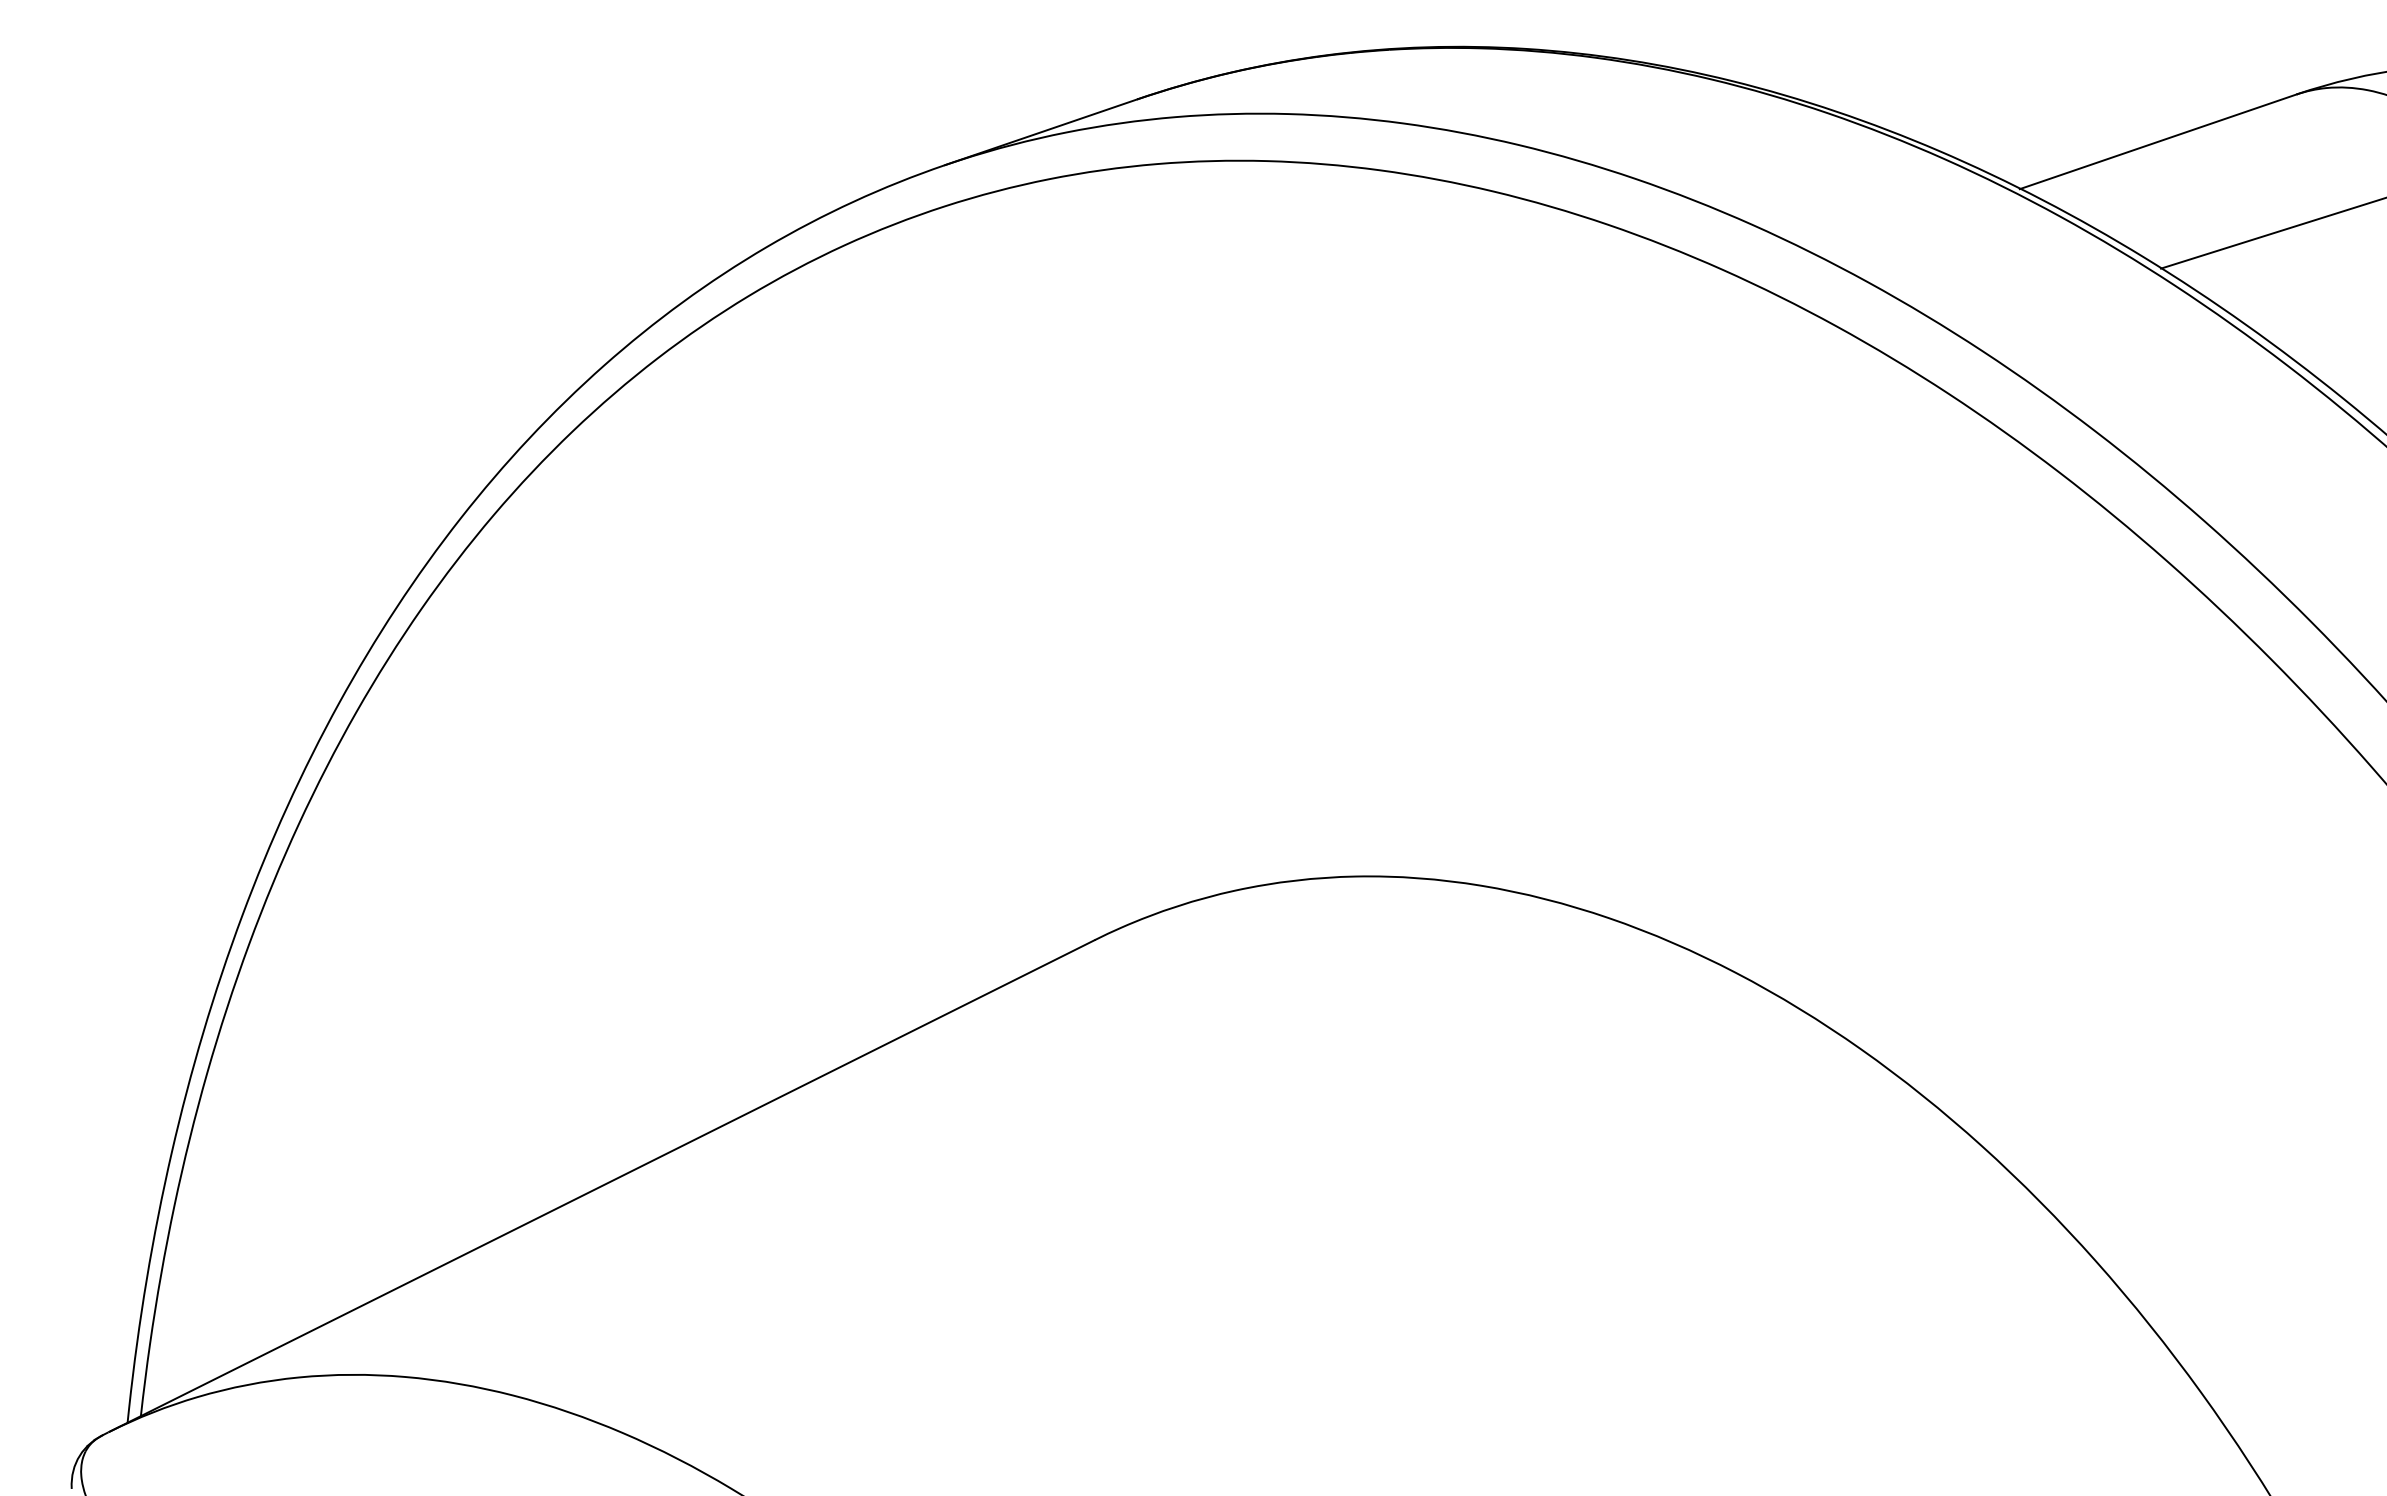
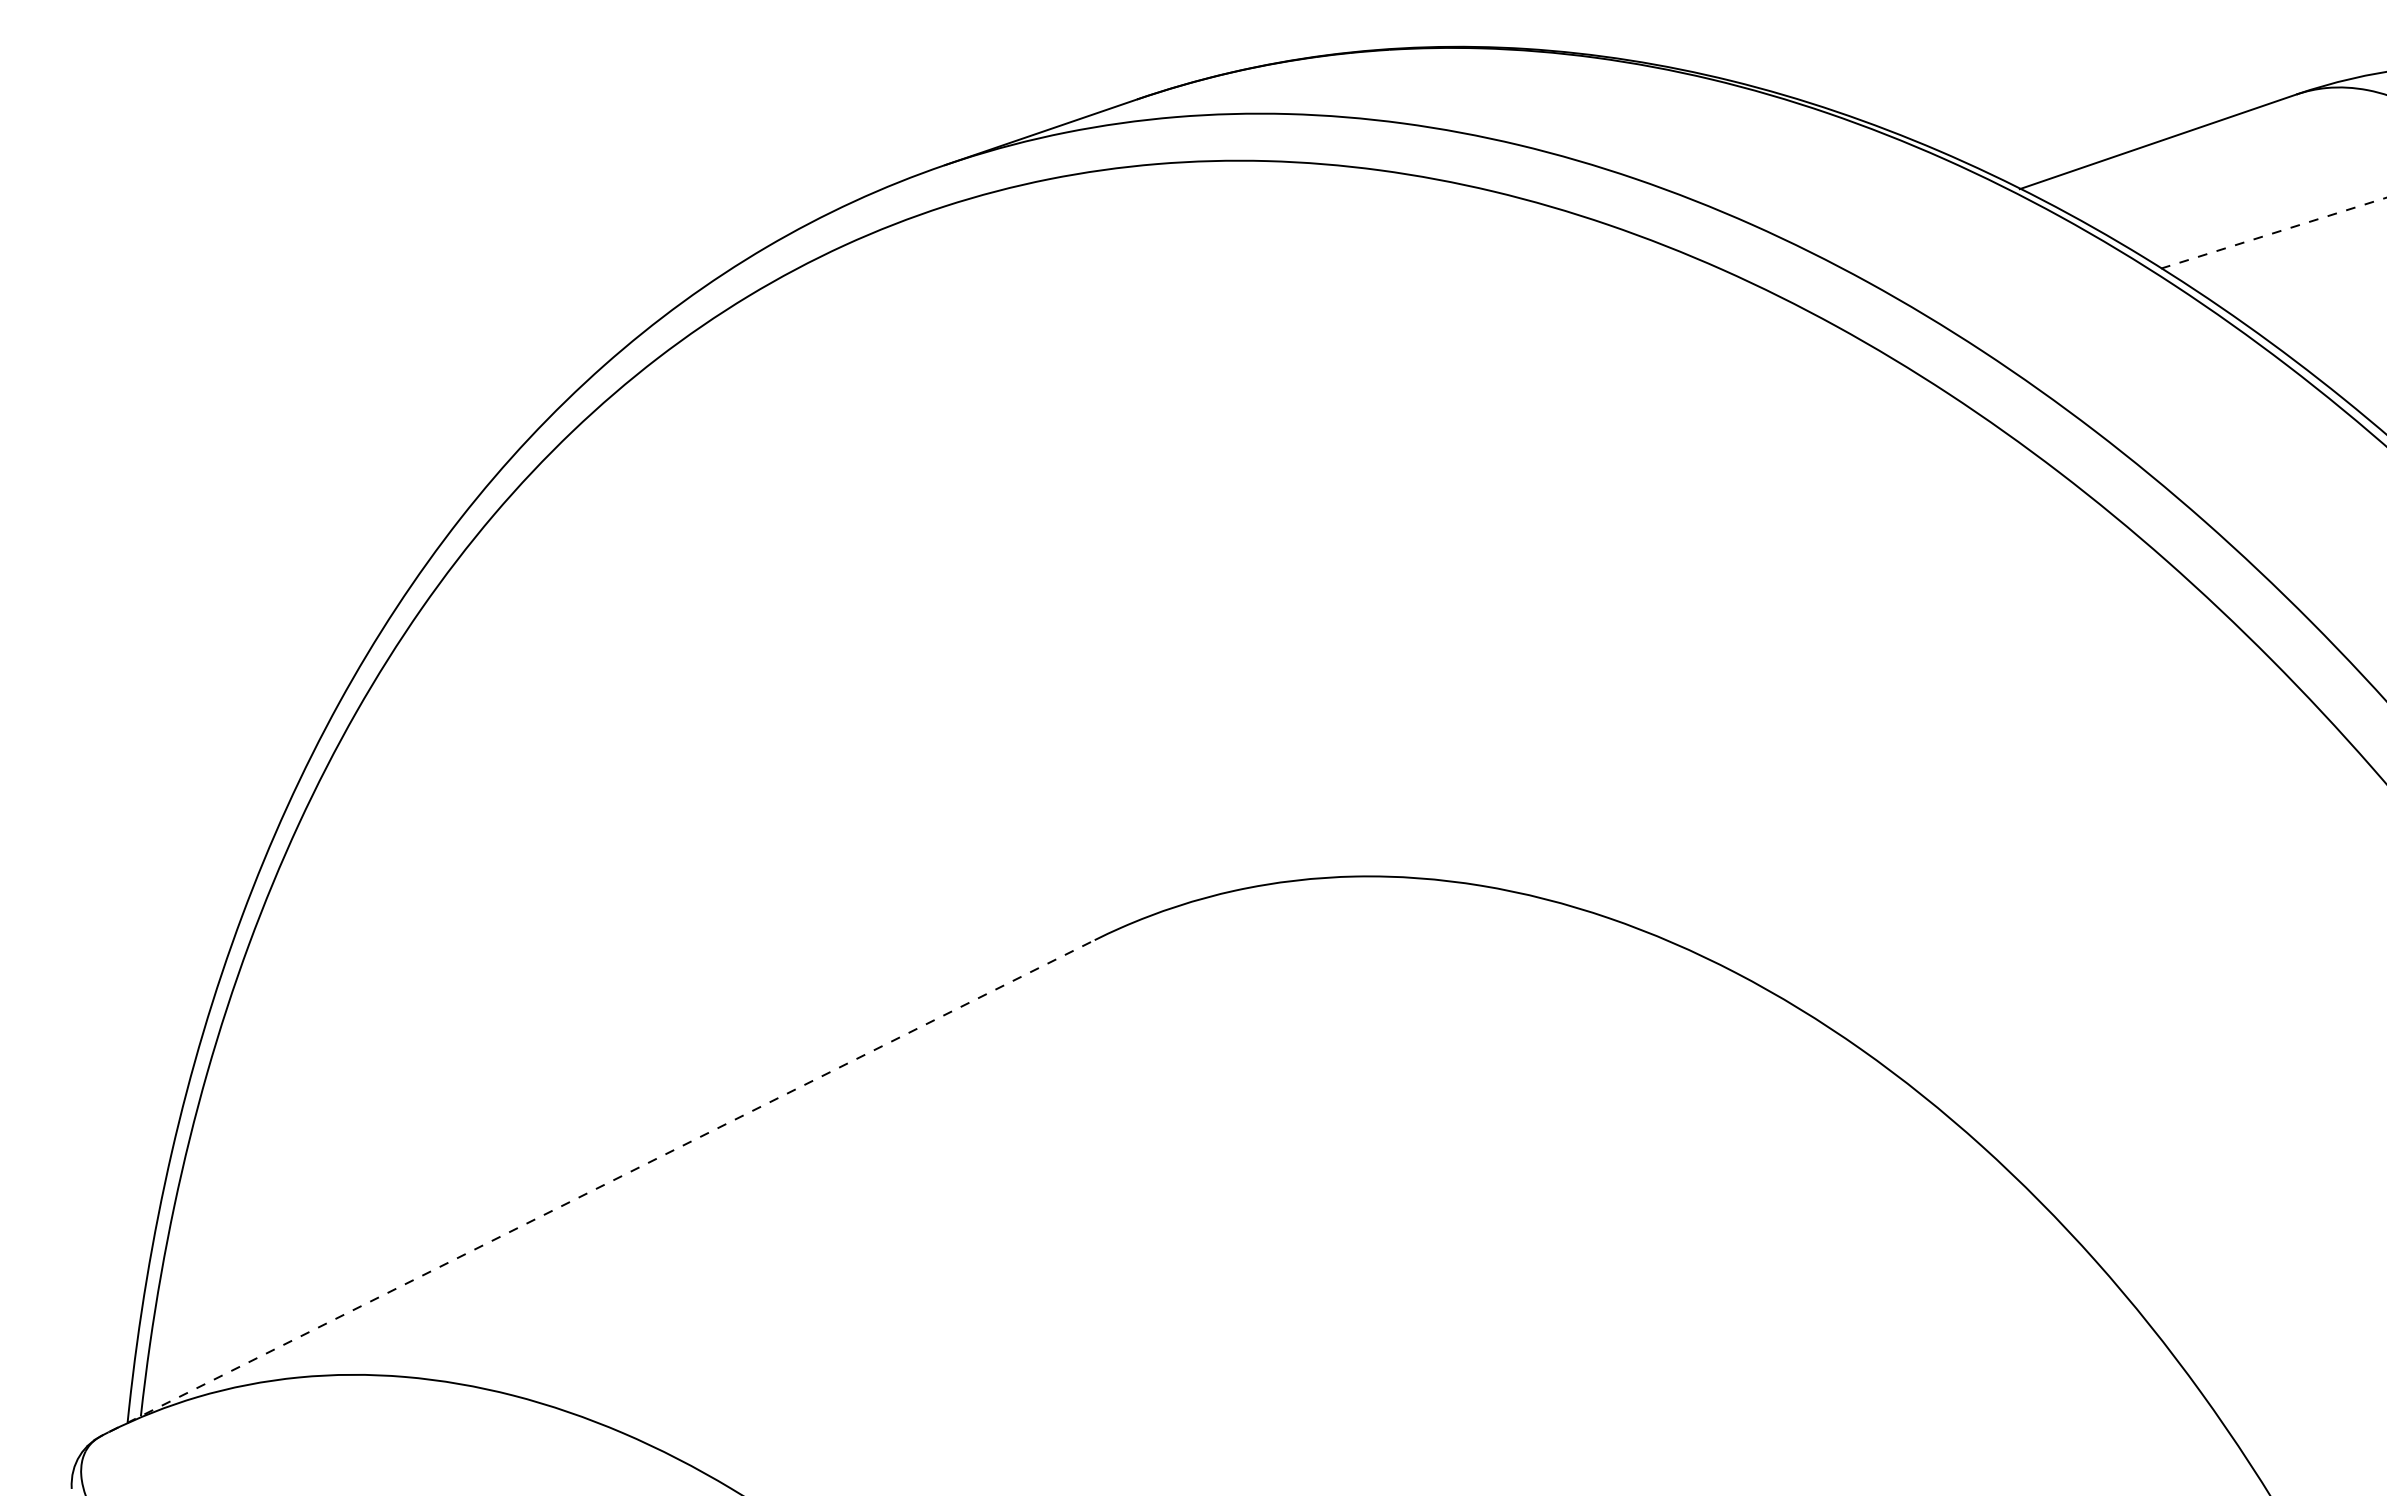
line: solid -> dashed (2274, 232)
line: solid -> dashed (602, 1185)
